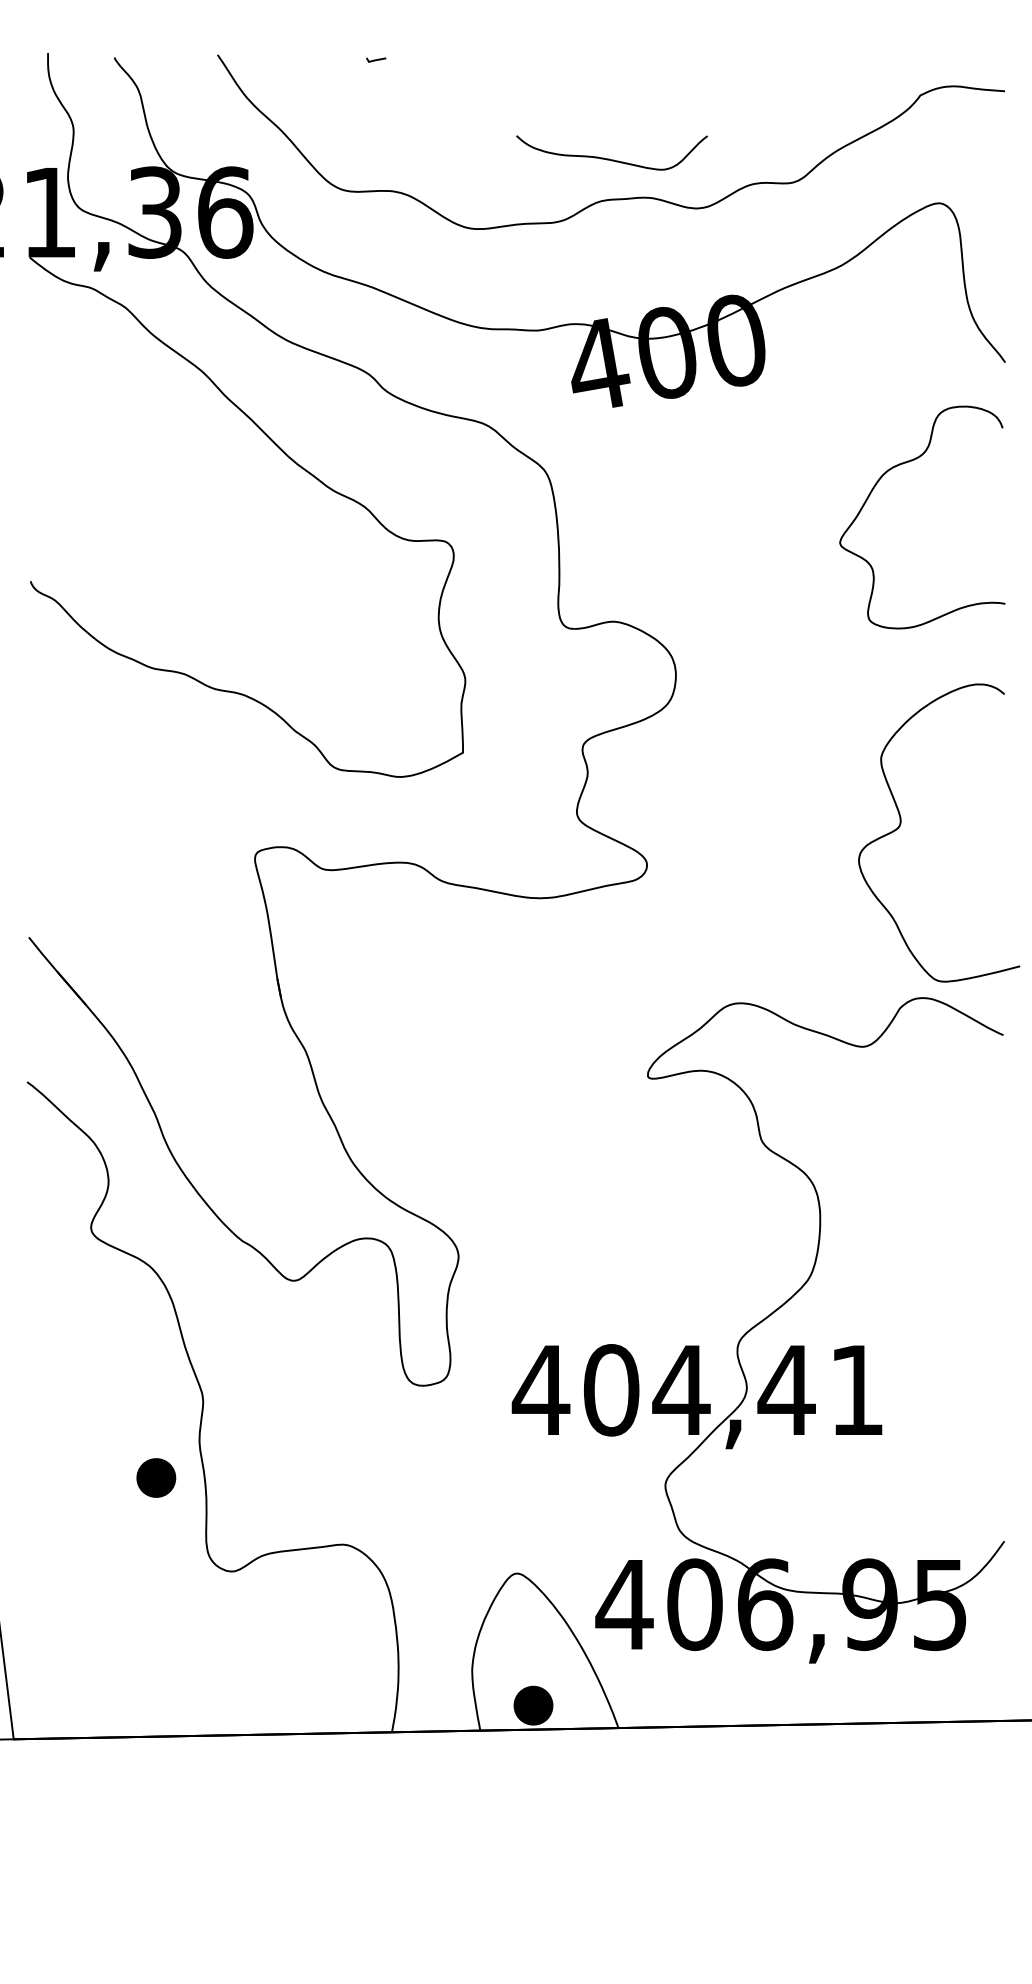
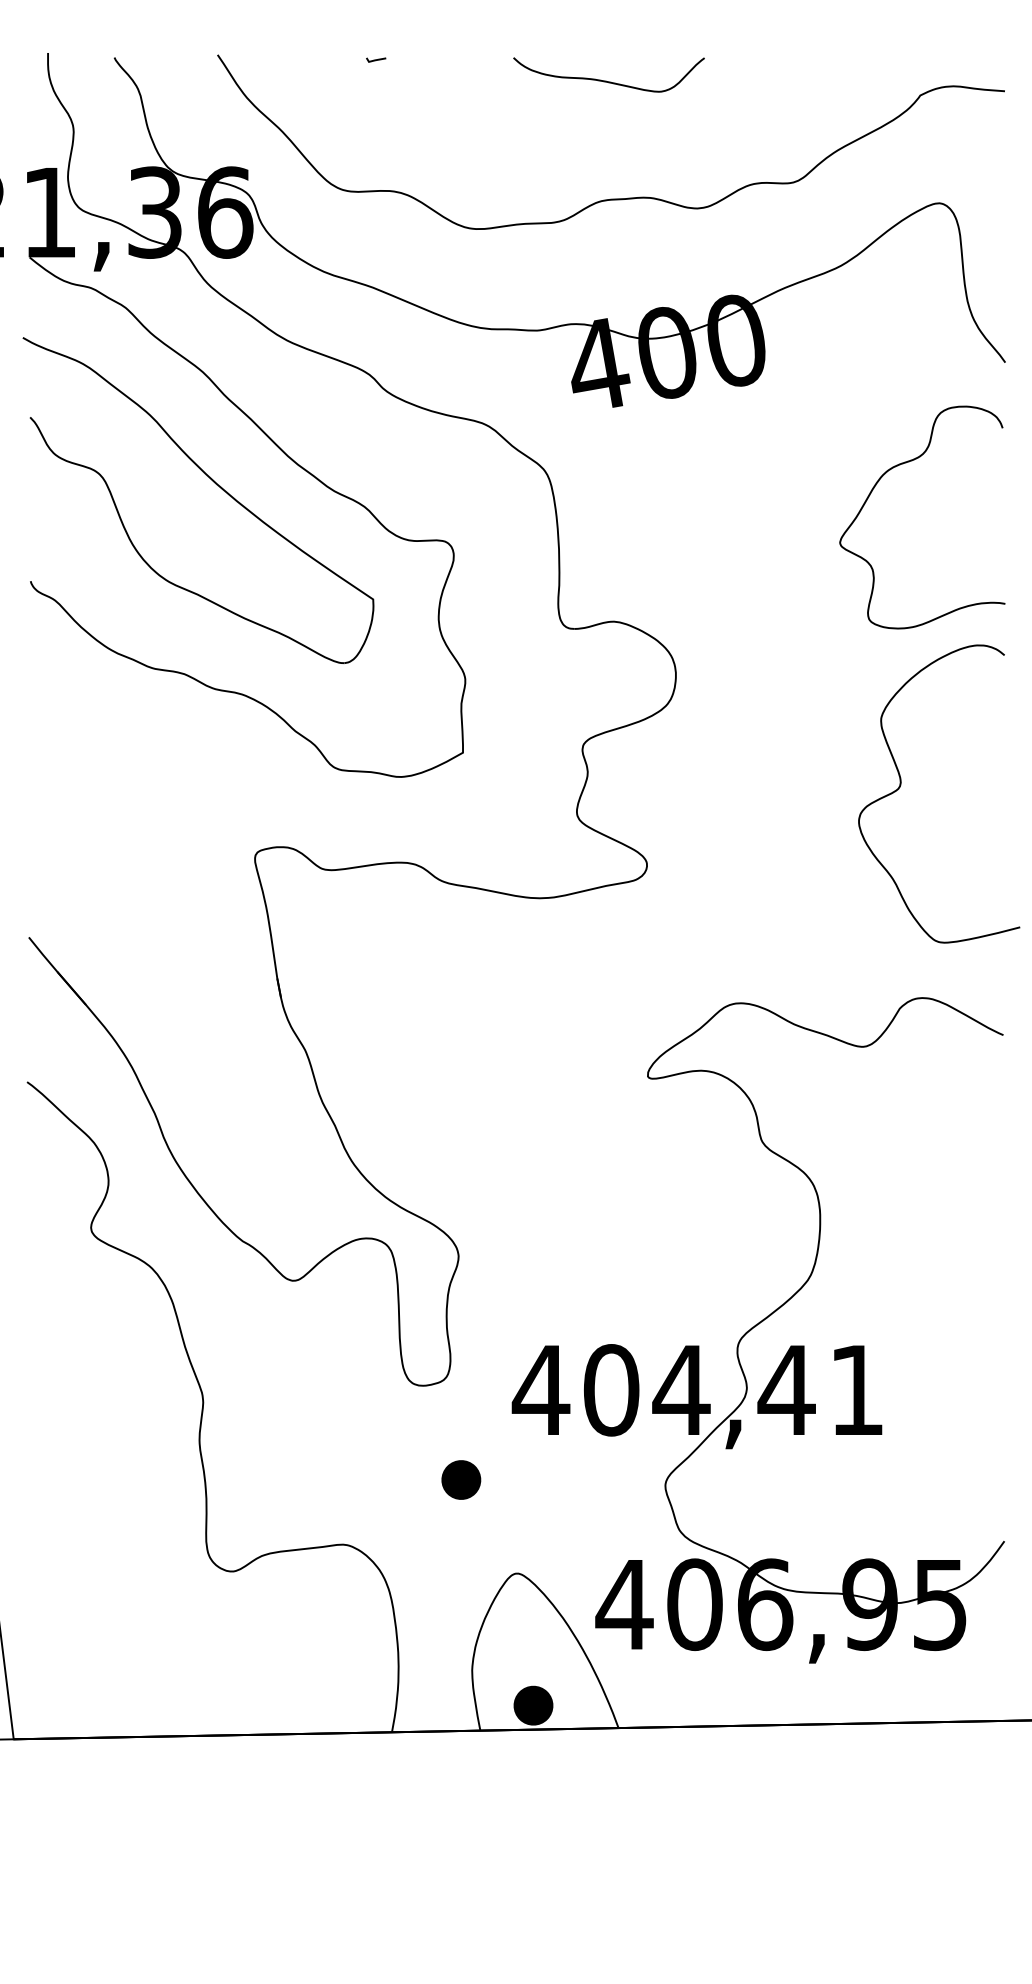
curve position: (609, 158) -> (606, 80) (606, 80)
part: none -> present (214, 483)
curve position: (901, 824) -> (901, 785) (901, 785)
part position: (156, 1477) -> (461, 1479) (461, 1479)
